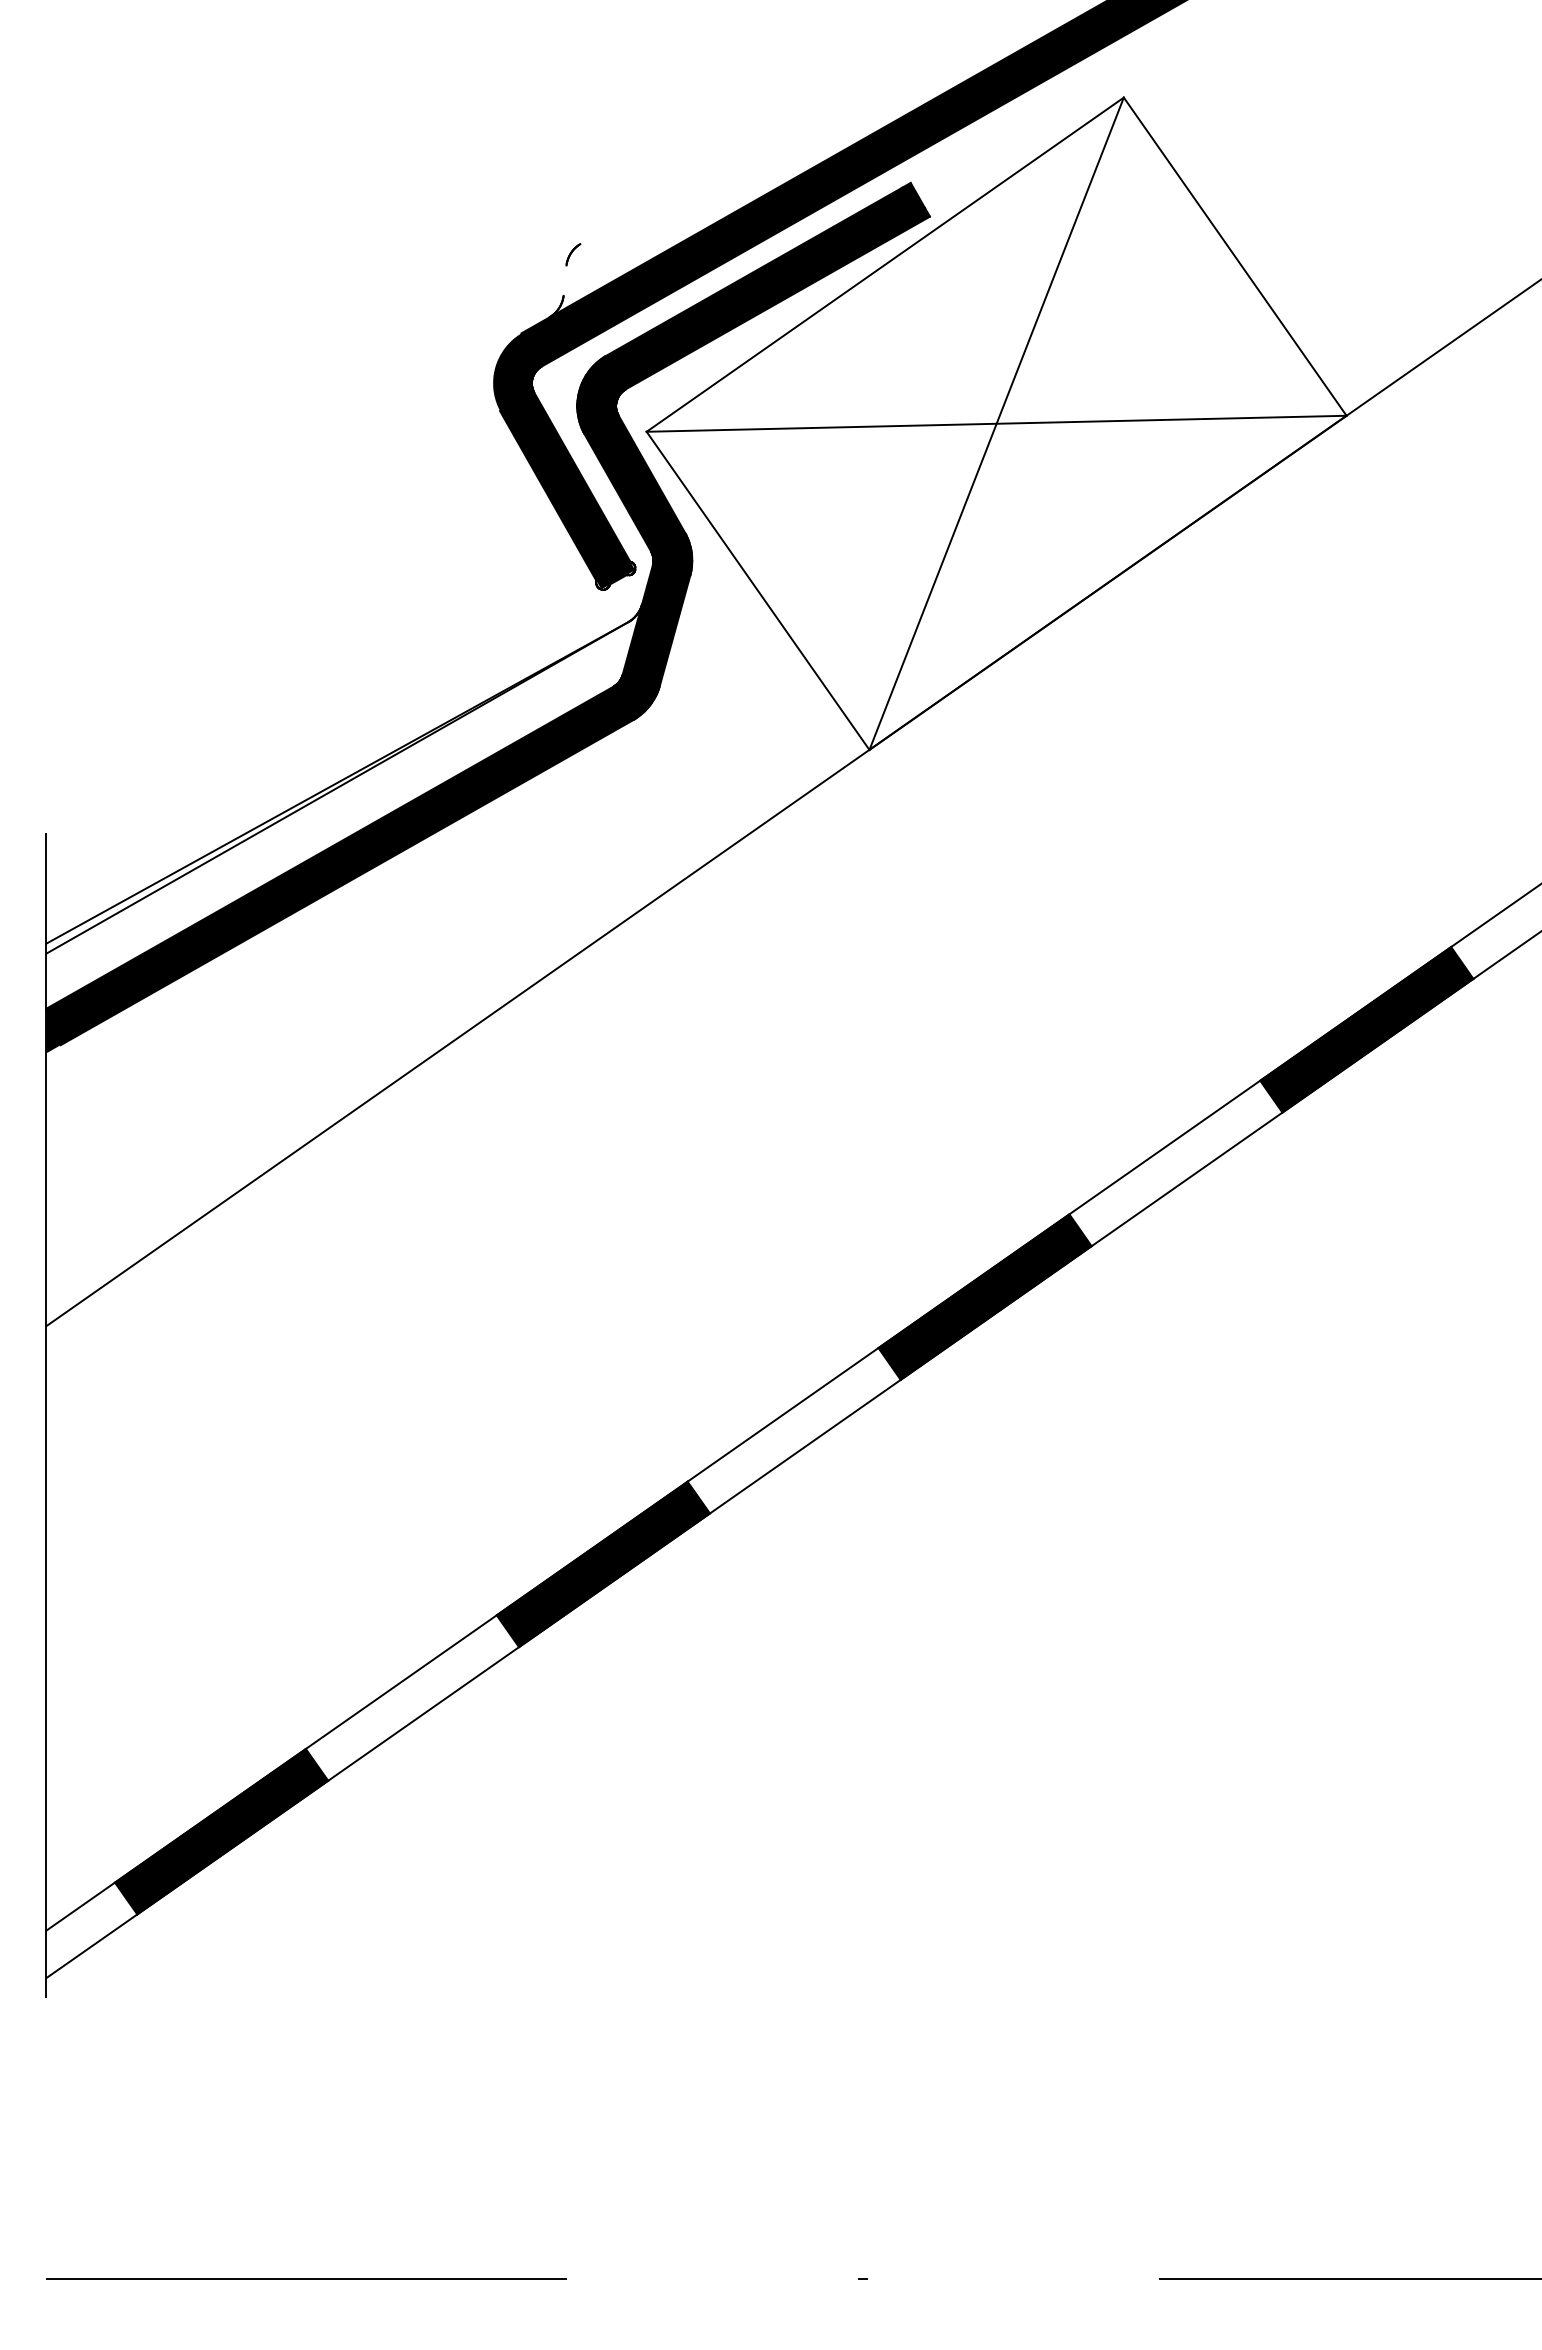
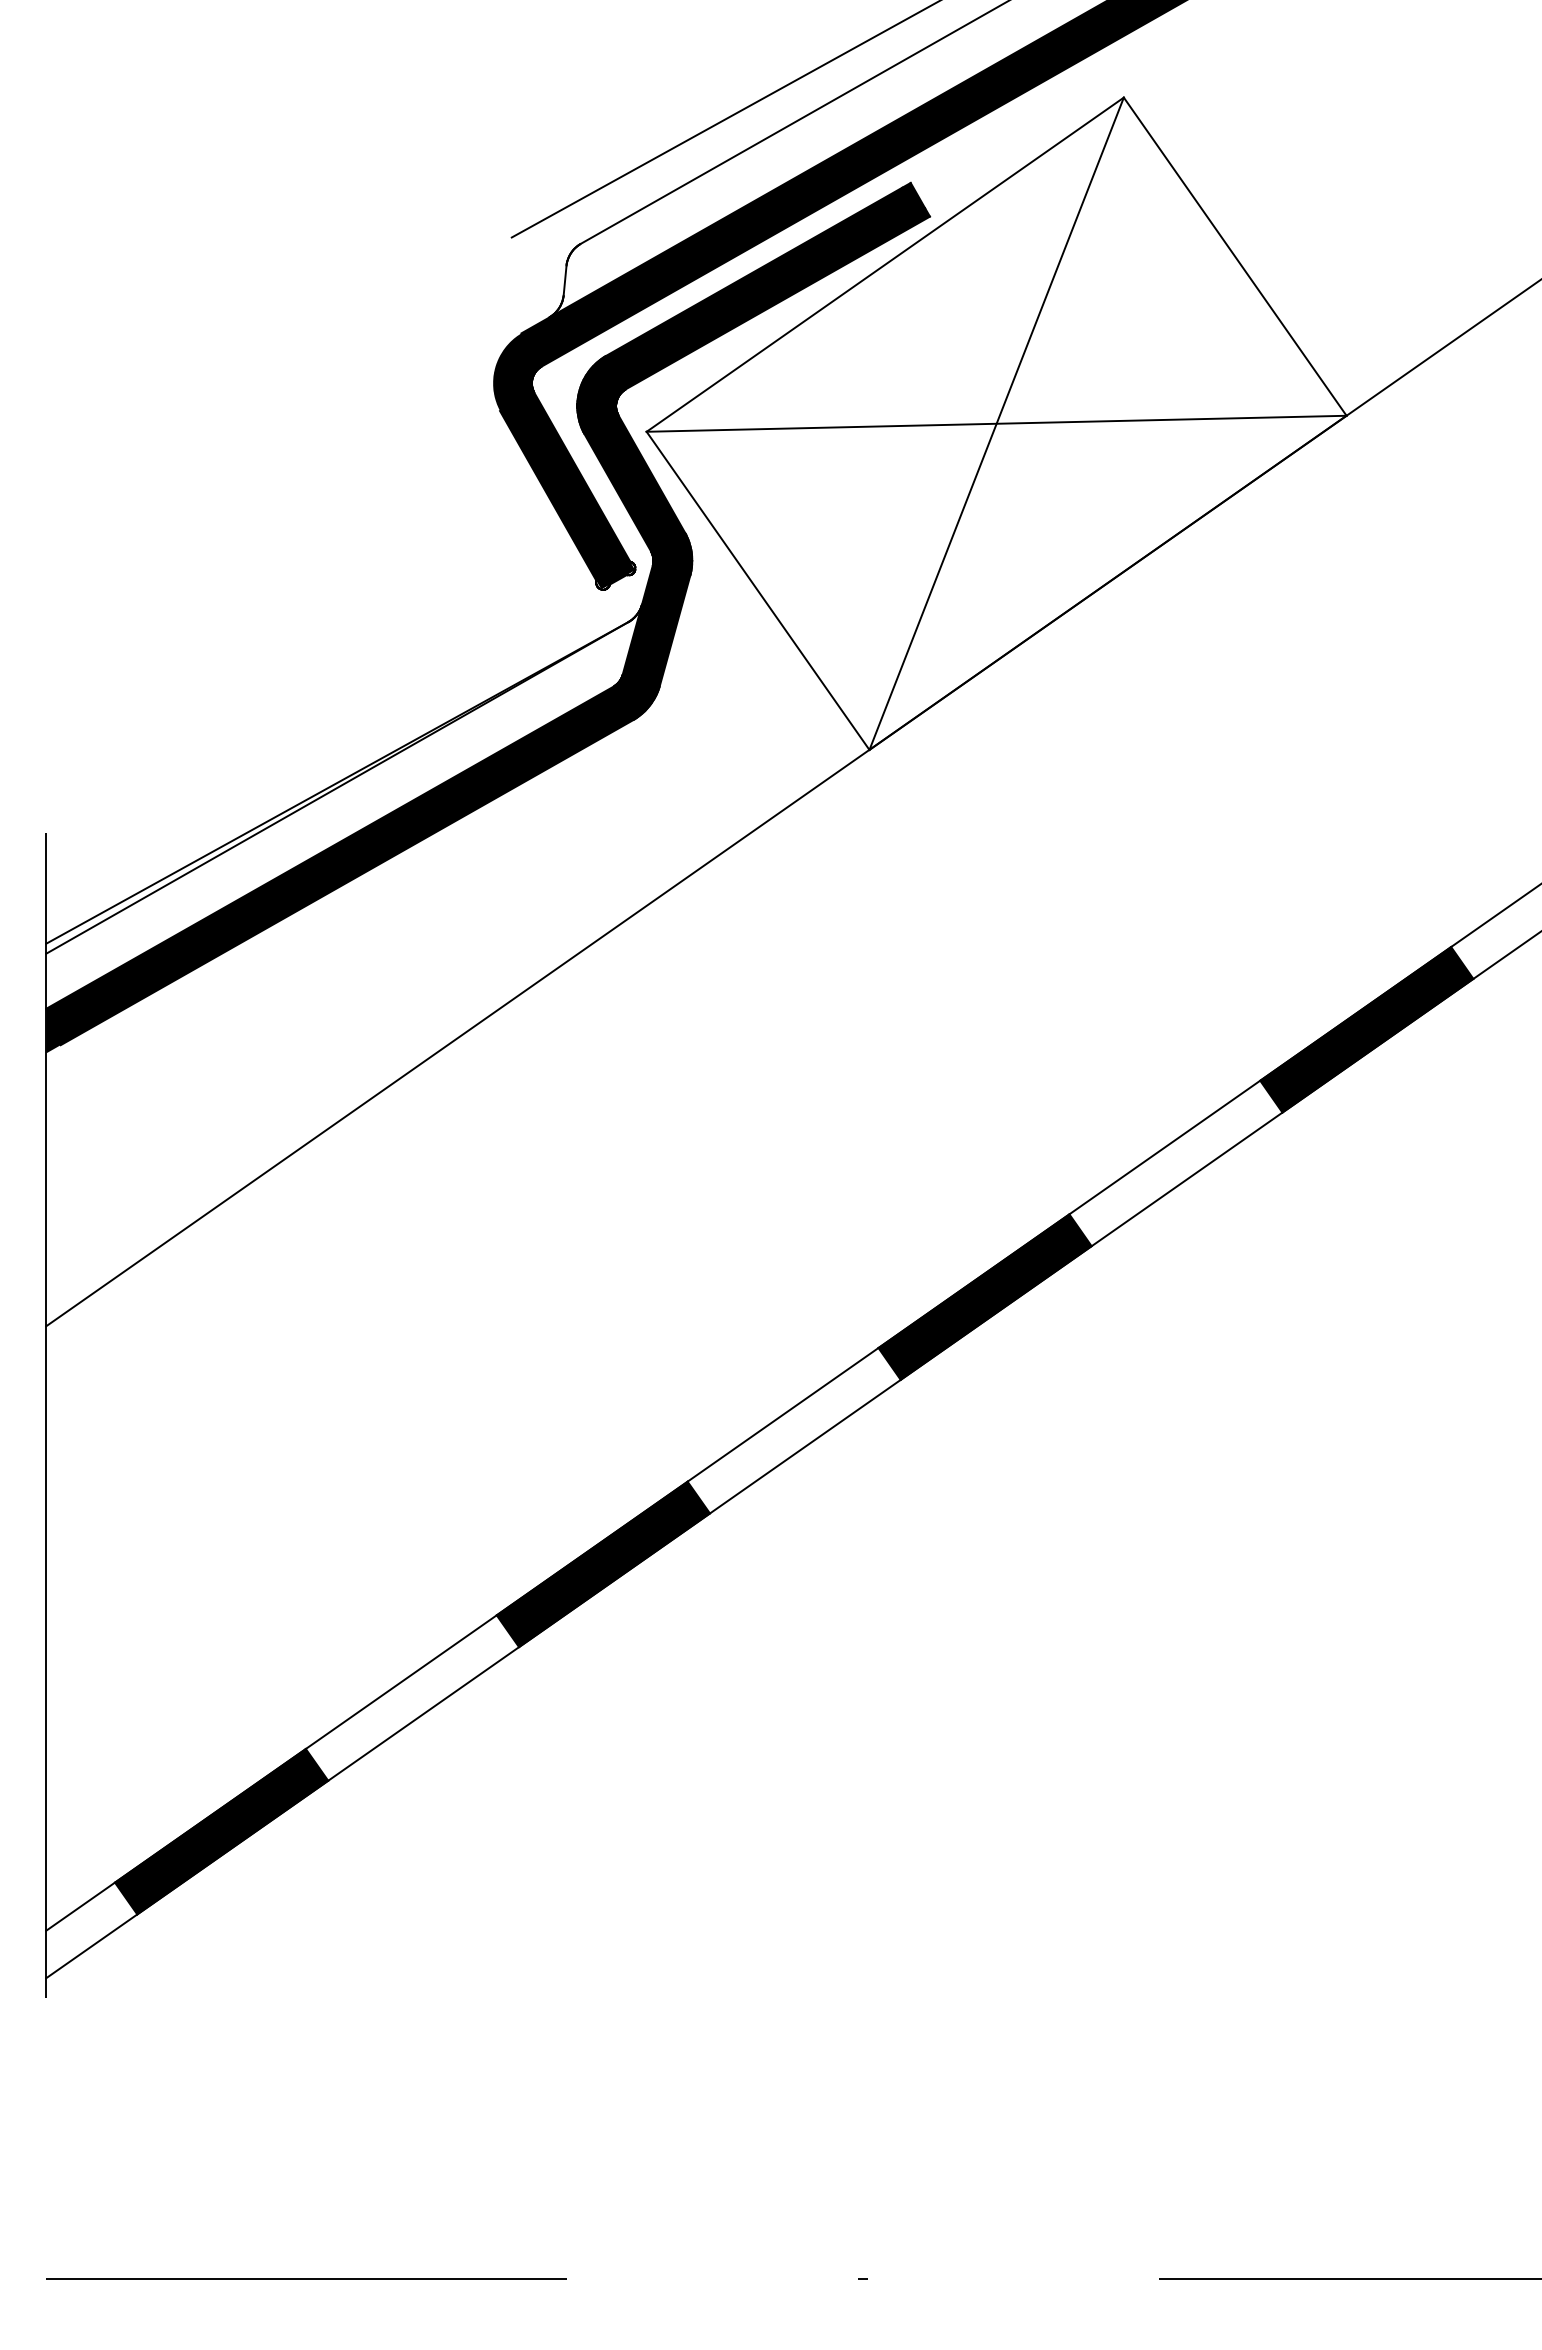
line: none -> present (724, 119)
line: none -> present (793, 123)
line: none -> present (564, 280)
